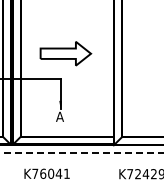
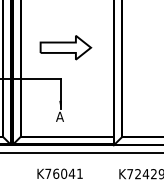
part position: (65, 53) -> (65, 47) (65, 47)
line: dashed -> solid (81, 152)
text position: (46, 173) -> (59, 173) (59, 173)
